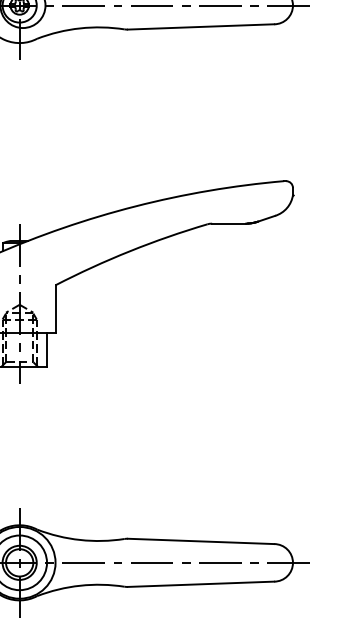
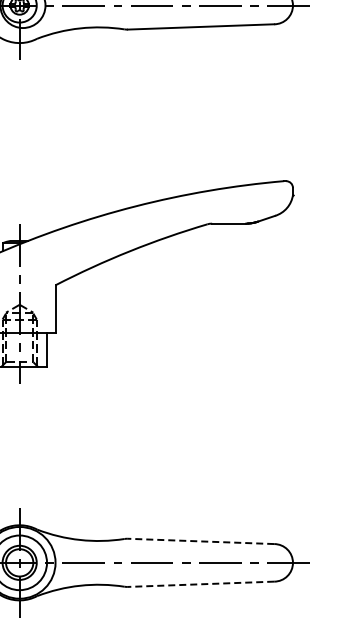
line: solid -> dashed (200, 541)
line: solid -> dashed (200, 584)
